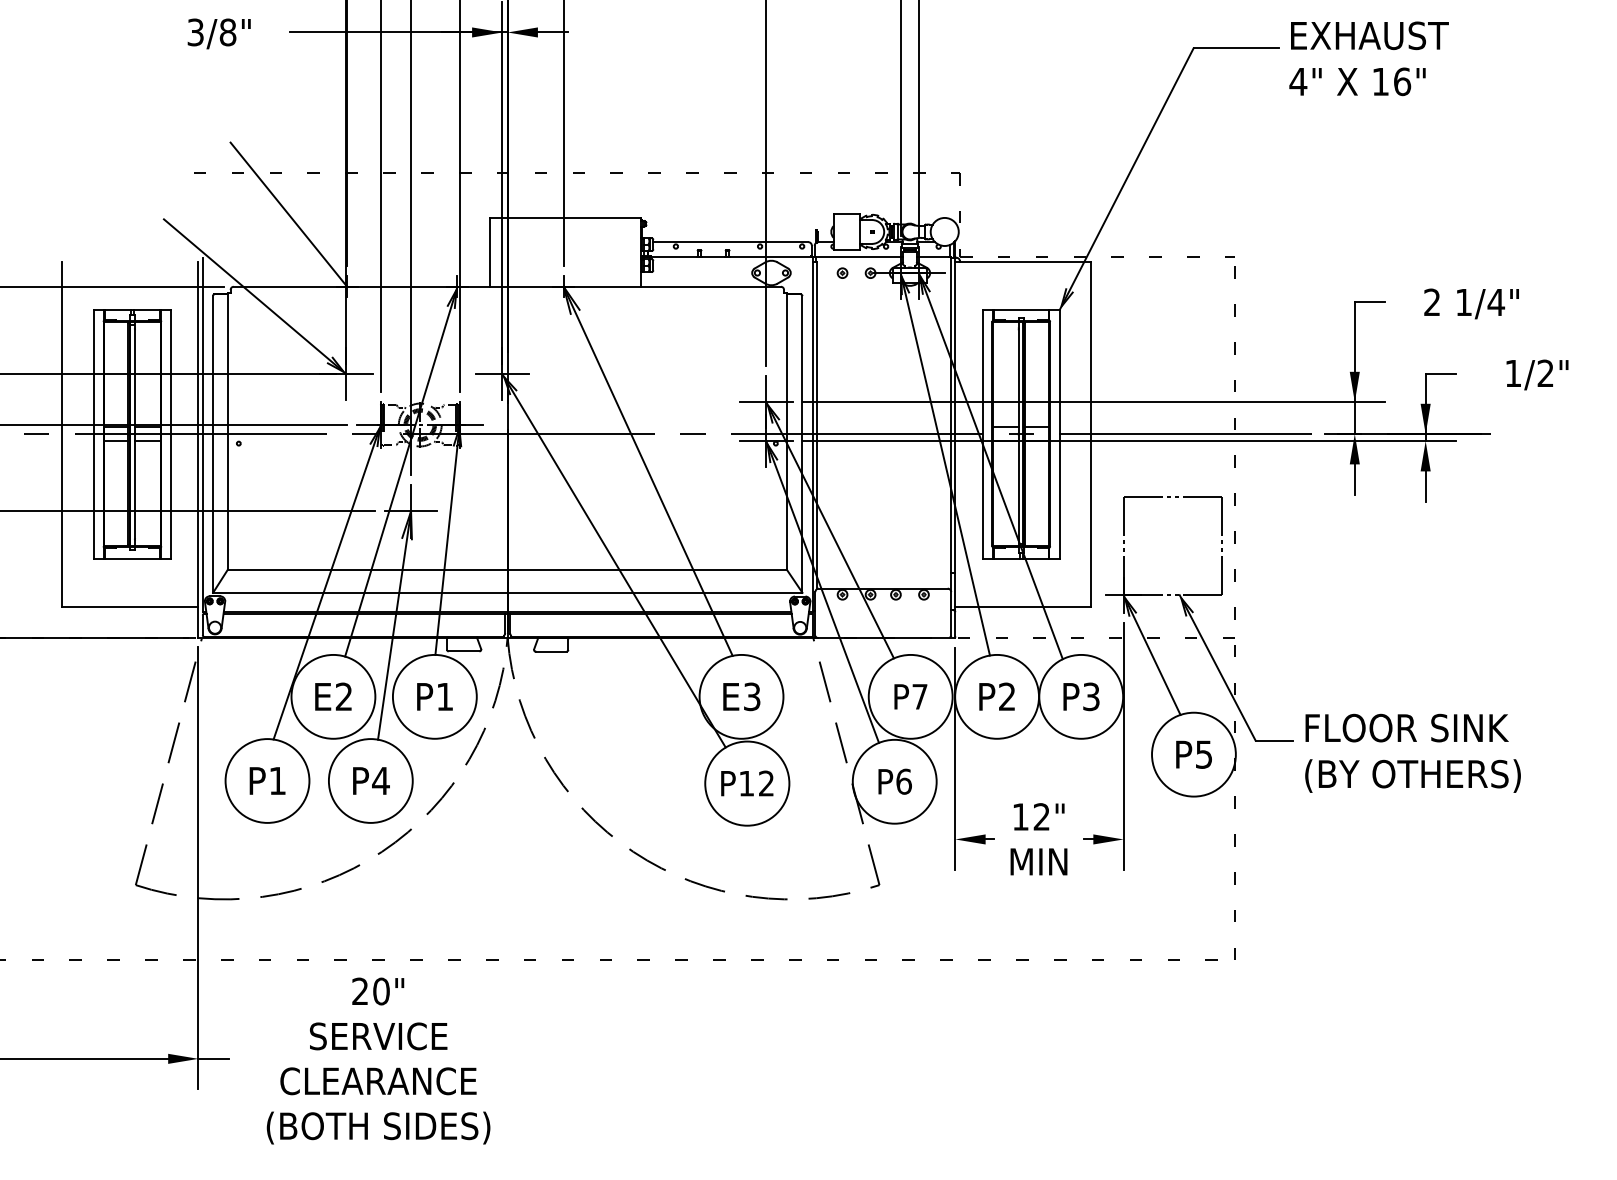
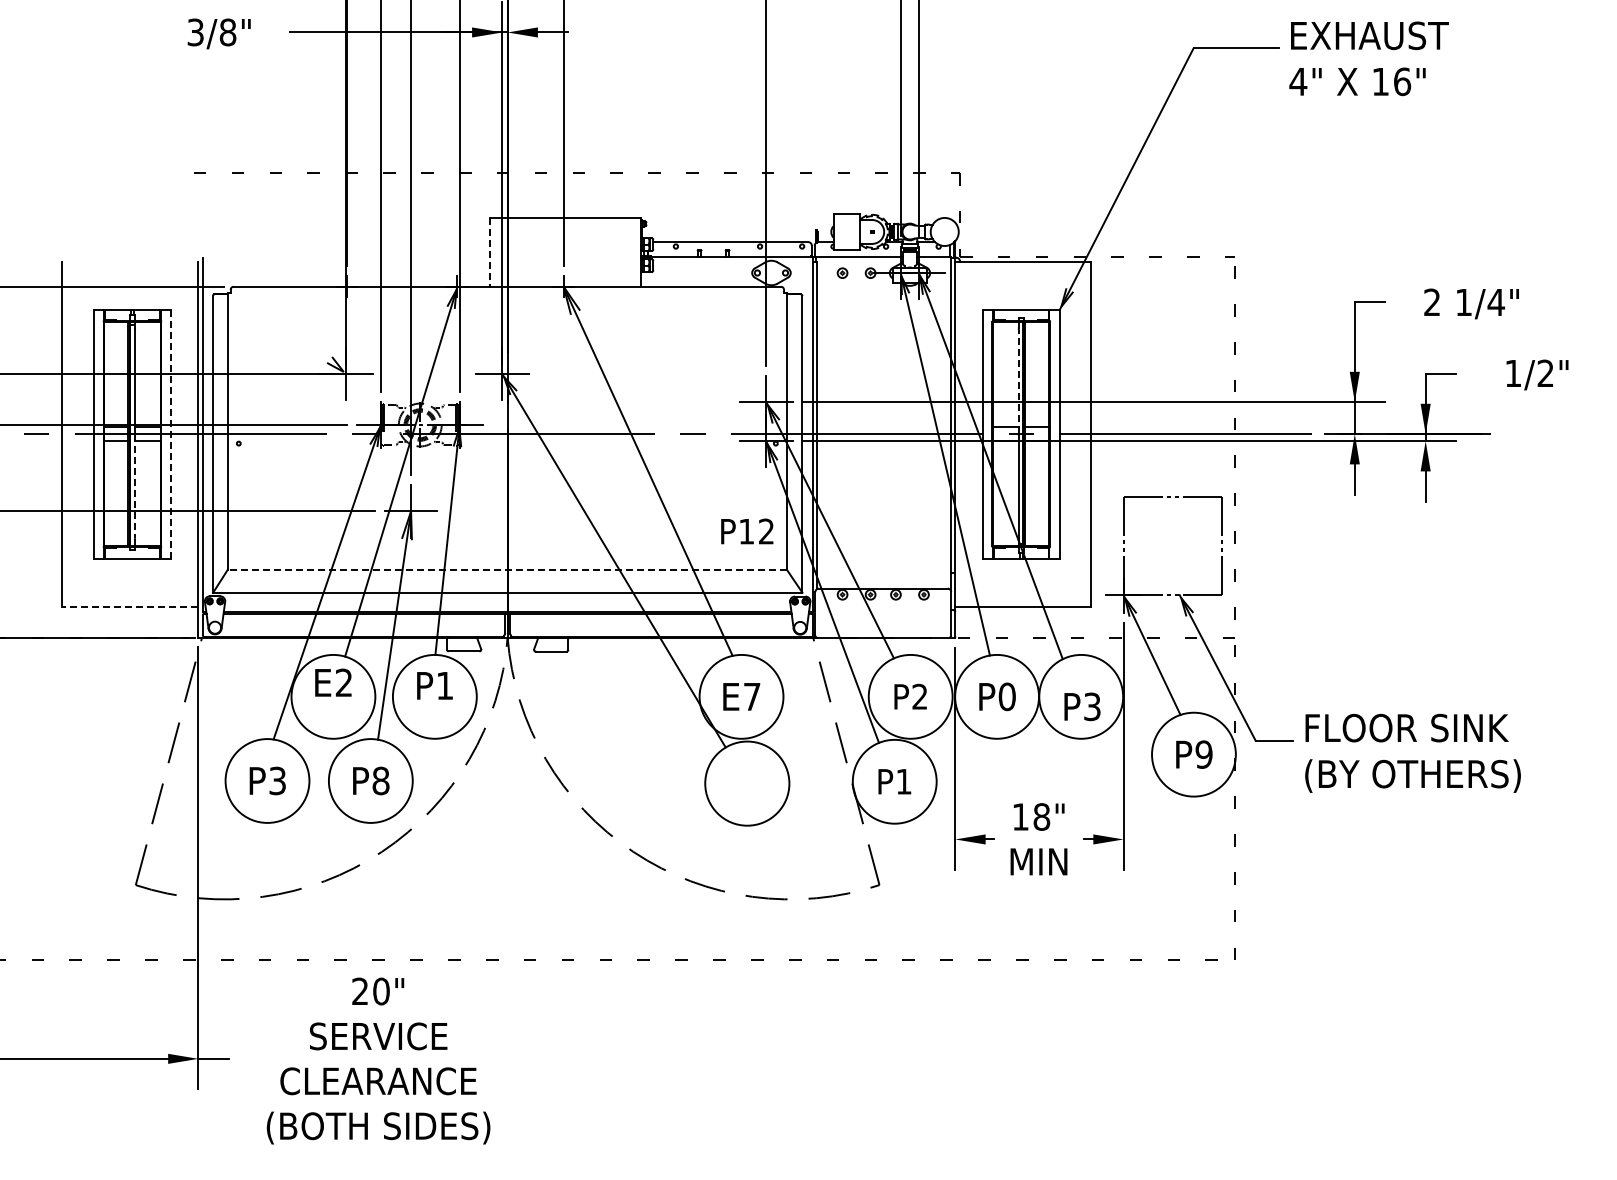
line: present -> none (288, 214)
line: solid -> dashed (490, 252)
line: present -> none (254, 296)
line: solid -> dashed (1018, 381)
line: solid -> dashed (171, 433)
line: solid -> dashed (135, 486)
line: solid -> dashed (506, 569)
line: solid -> dashed (129, 606)
text position: (333, 696) -> (333, 682) (333, 682)
text position: (434, 696) -> (434, 685) (434, 685)
text: E3 -> E7 (752, 696)
text: P7 -> P2 (919, 696)
text: P2 -> P0 (1006, 696)
text position: (1081, 696) -> (1082, 706) (1082, 706)
text: P5 -> P9 (1203, 754)
text: P1 -> P3 (277, 780)
text: P4 -> P8 (380, 780)
text: P6 -> P1 (903, 781)
text position: (747, 783) -> (747, 531) (747, 531)
text: 12" -> 18" (1041, 816)
